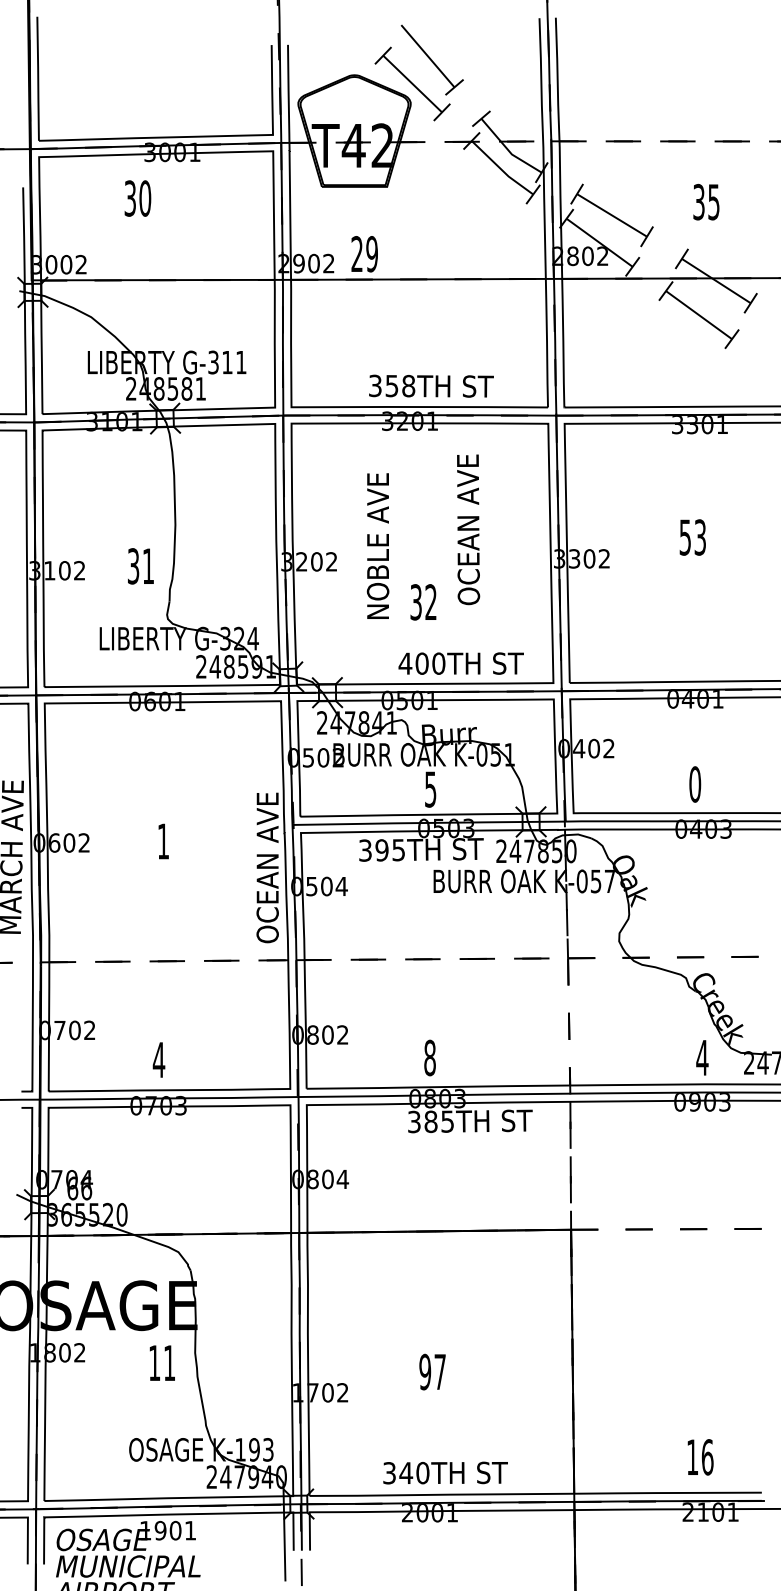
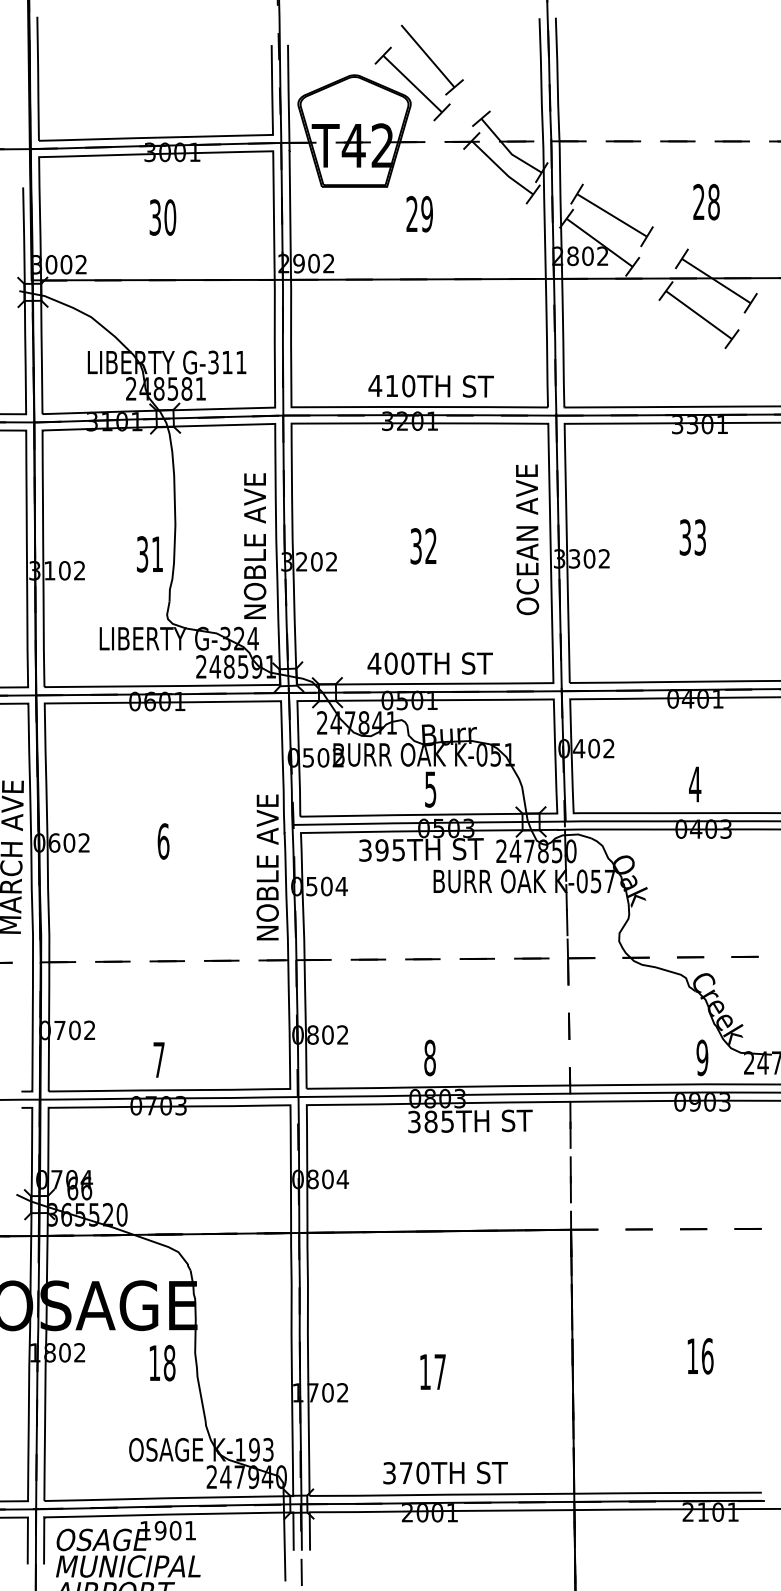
text position: (137, 198) -> (162, 217) (162, 217)
text: 35 -> 28 (706, 202)
text position: (364, 254) -> (419, 214) (419, 214)
text: 358TH -> 410TH (391, 385)
text position: (468, 529) -> (527, 539) (527, 539)
text: 53 -> 33 (685, 537)
text position: (377, 545) -> (254, 545) (254, 545)
text position: (140, 566) -> (149, 554) (149, 554)
text position: (423, 602) -> (423, 546) (423, 546)
text position: (460, 663) -> (429, 663) (429, 663)
text: 0 -> 4 (695, 784)
text: 1 -> 6 (163, 841)
text: OCEAN AVE -> NOBLE AVE (267, 867)
text: 4 -> 9 (702, 1057)
text: 4 -> 7 (158, 1059)
text: 11 -> 18 (169, 1362)
text: 97 -> 17 (425, 1371)
text position: (700, 1457) -> (700, 1356) (700, 1356)
text: 340TH -> 370TH (406, 1472)
